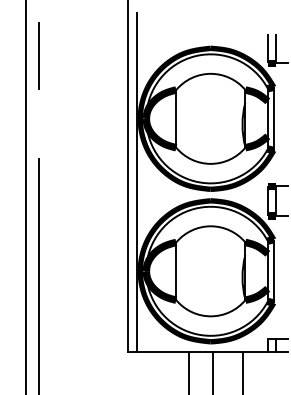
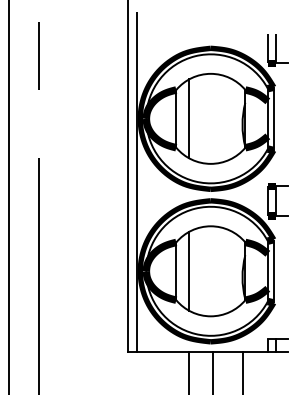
line: none -> present (189, 118)
line position: (26, 196) -> (9, 196) (9, 196)
line: none -> present (189, 270)
